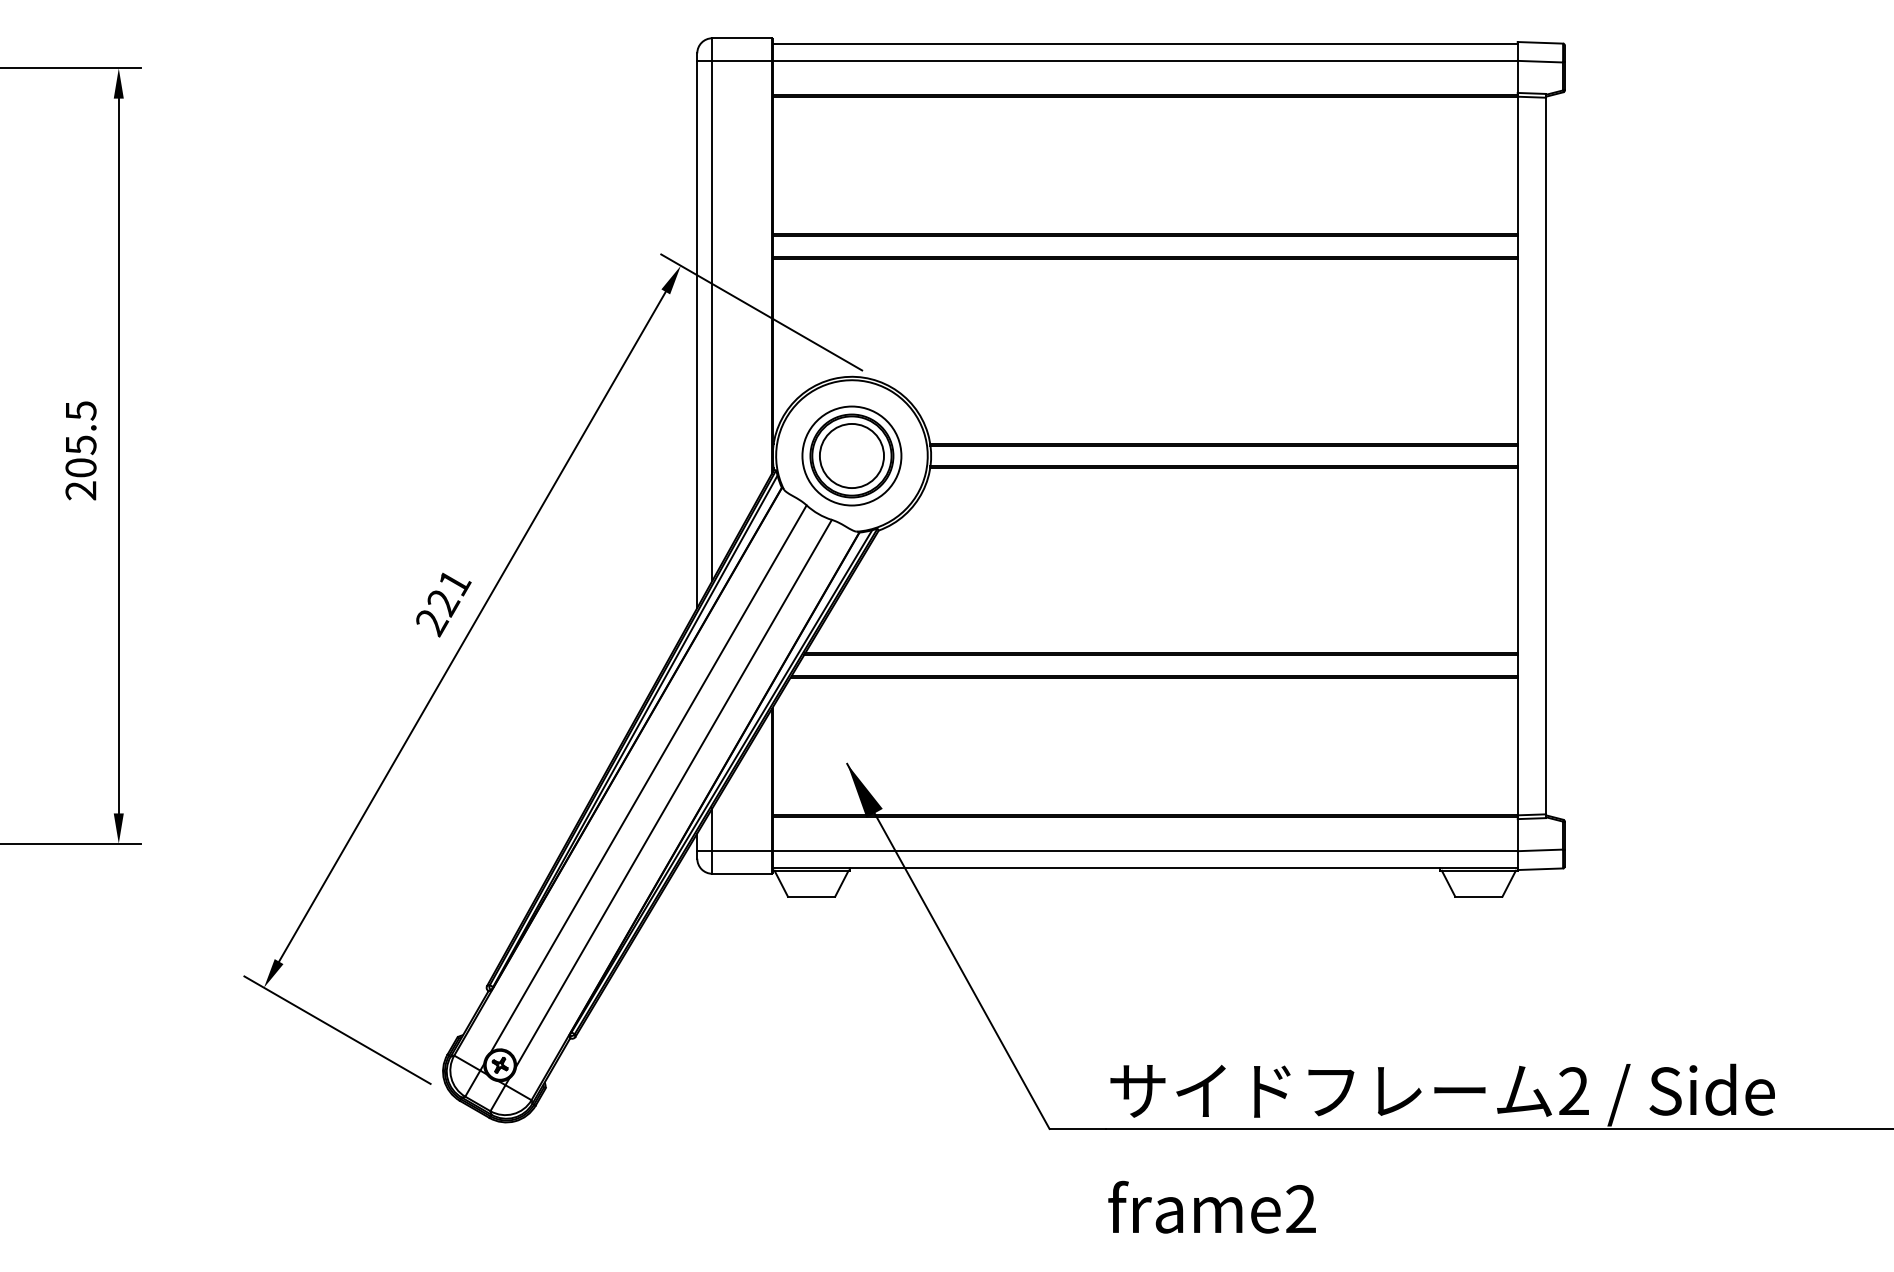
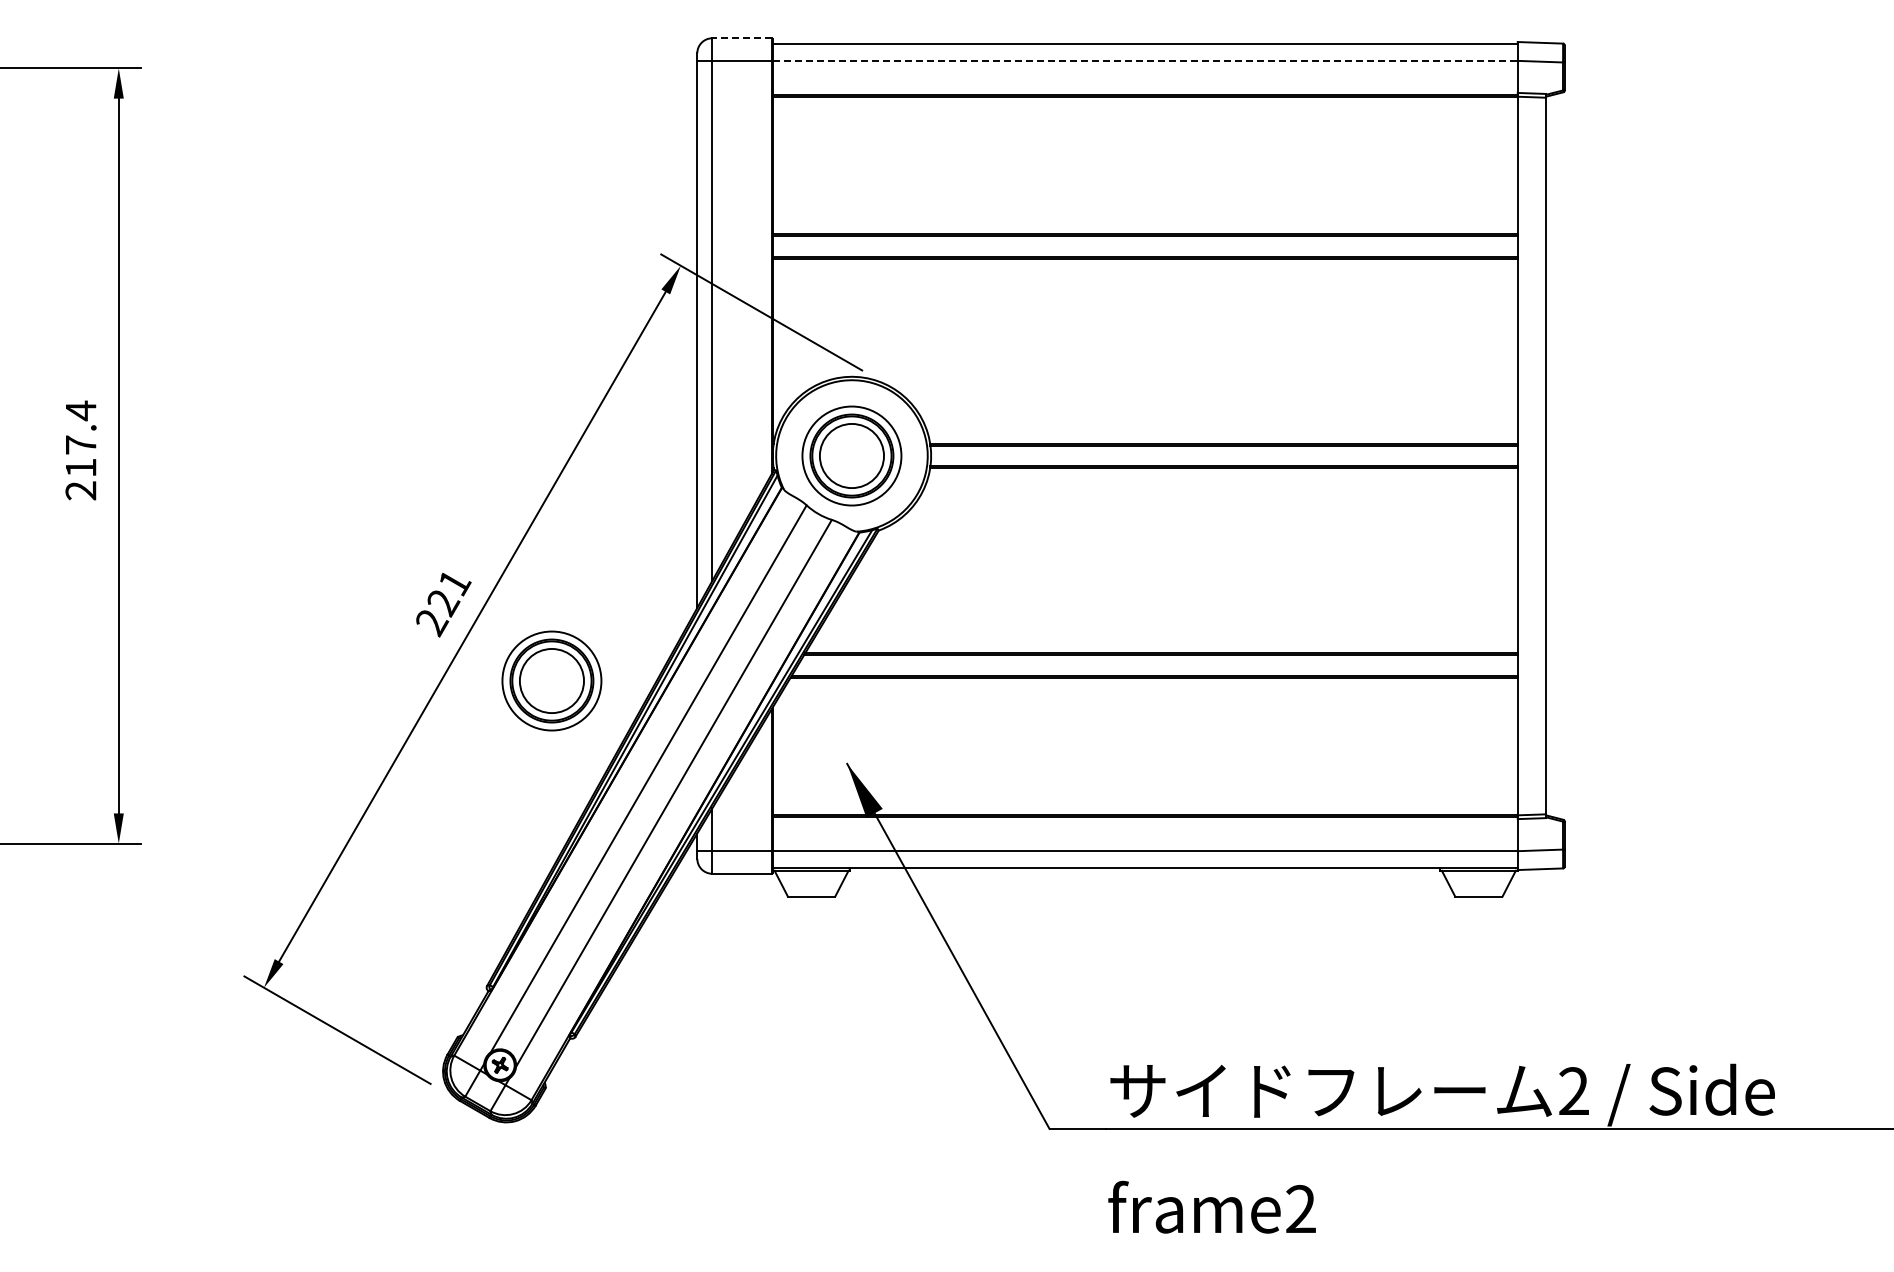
line: solid -> dashed (742, 38)
line: solid -> dashed (1145, 60)
text: 205.5 -> 217.4 (80, 438)
part: none -> present (551, 680)
